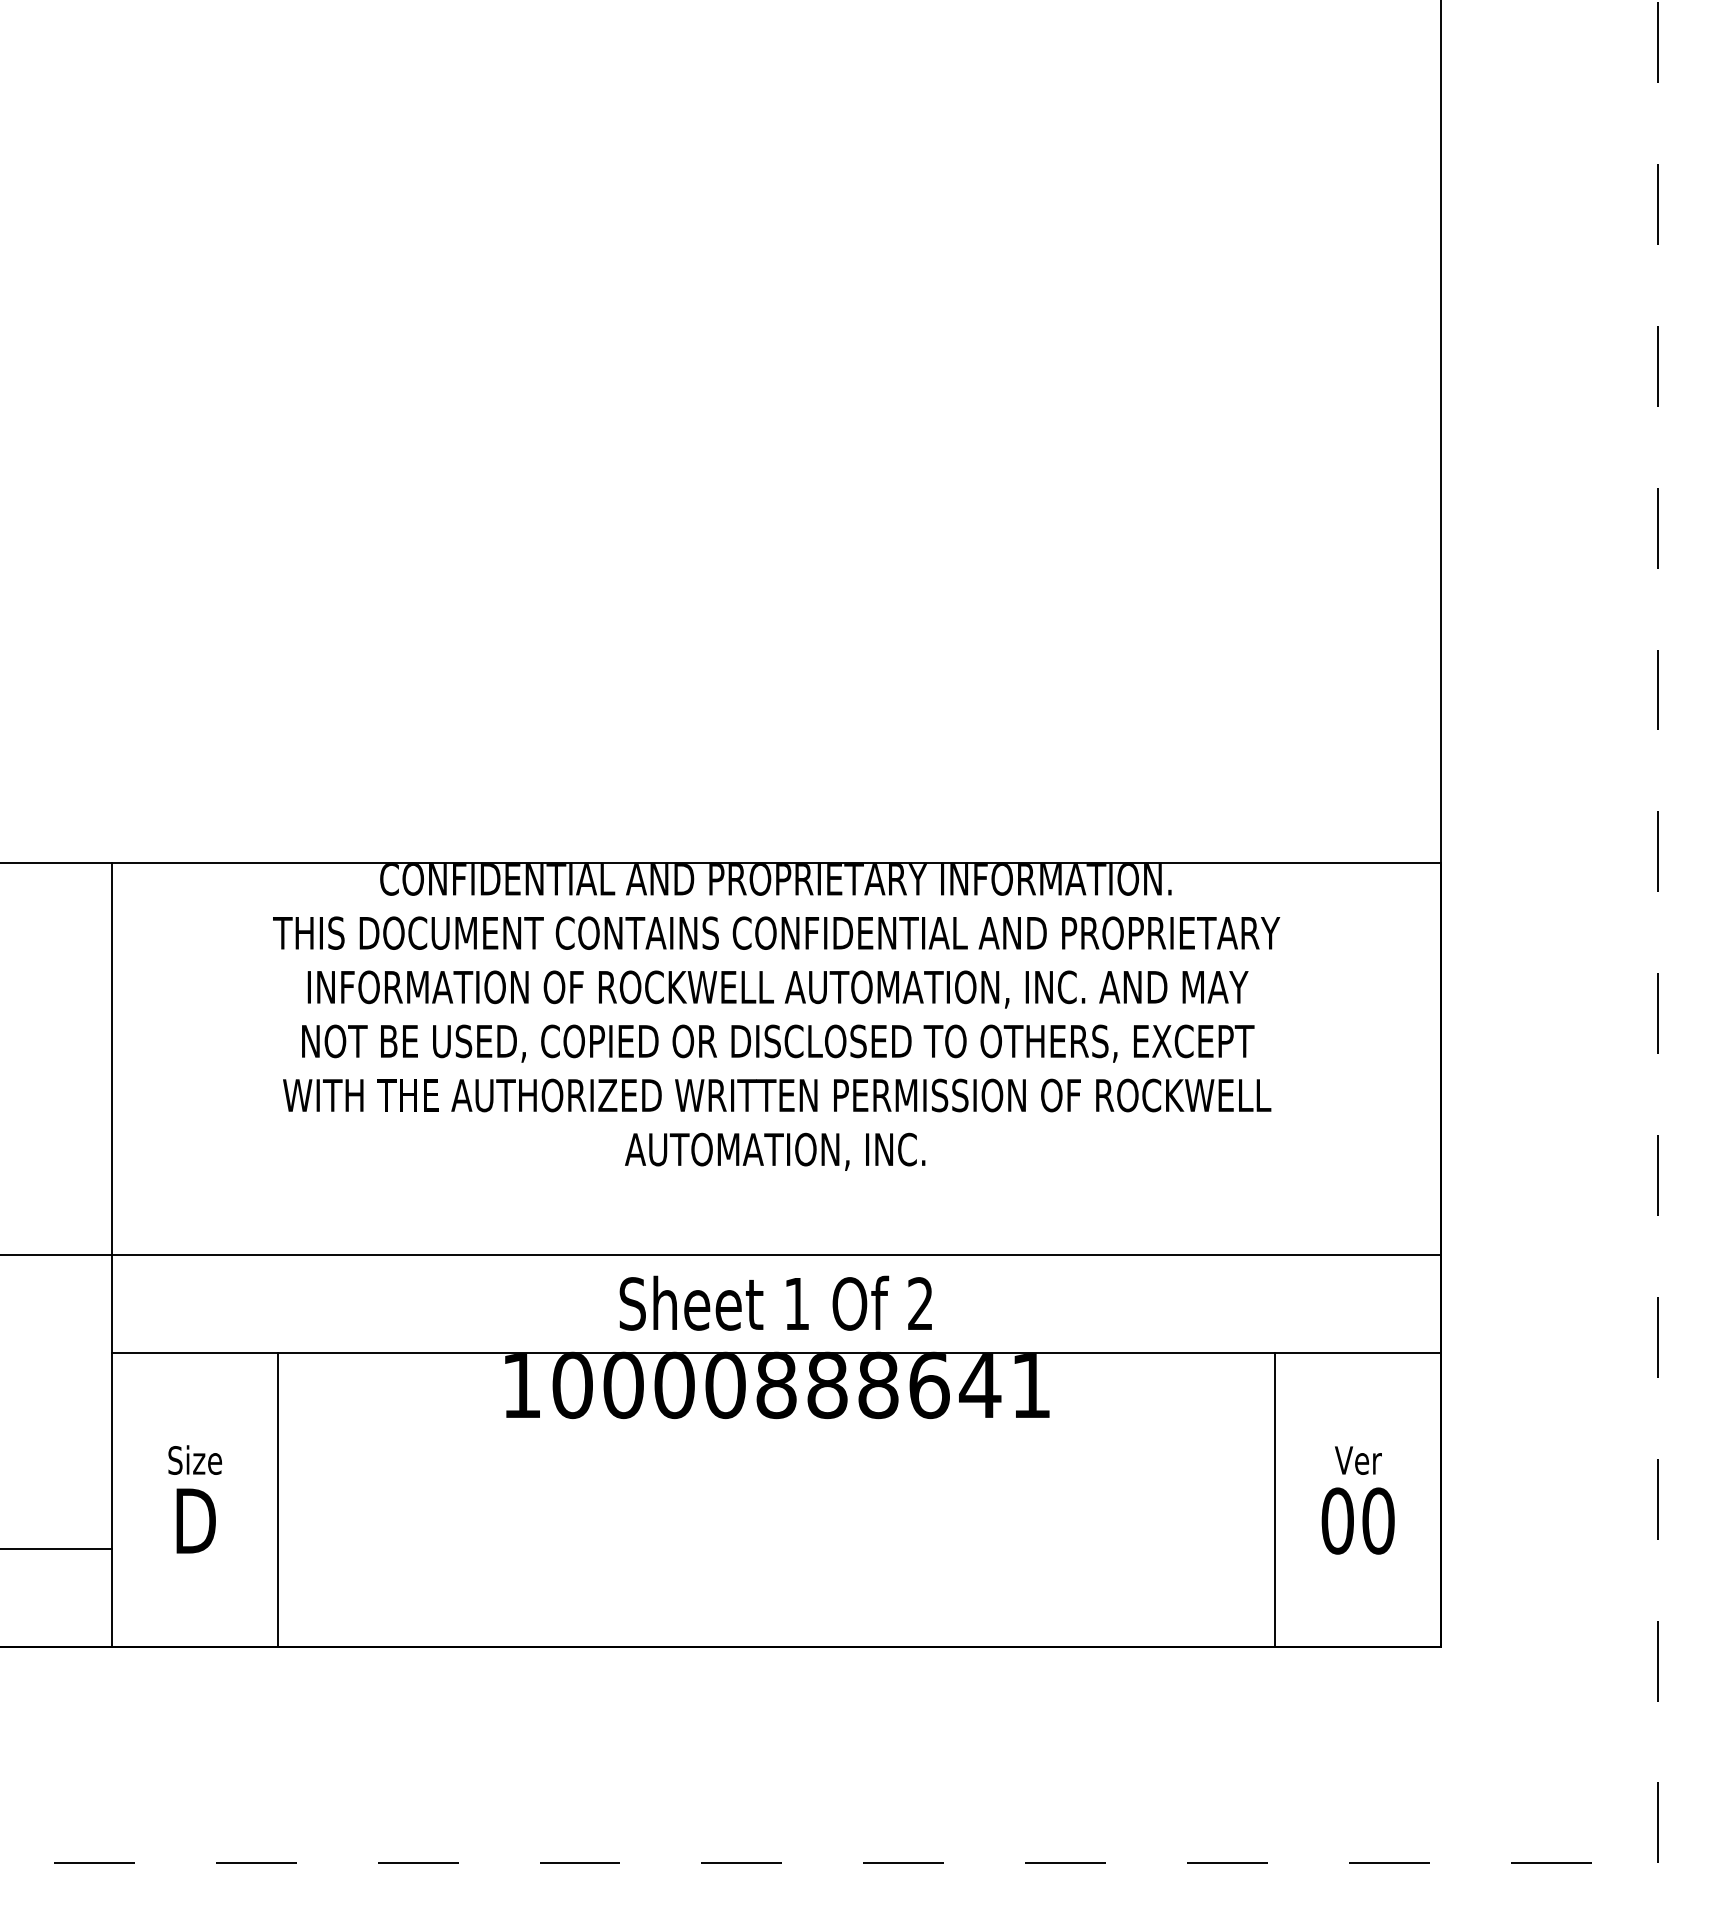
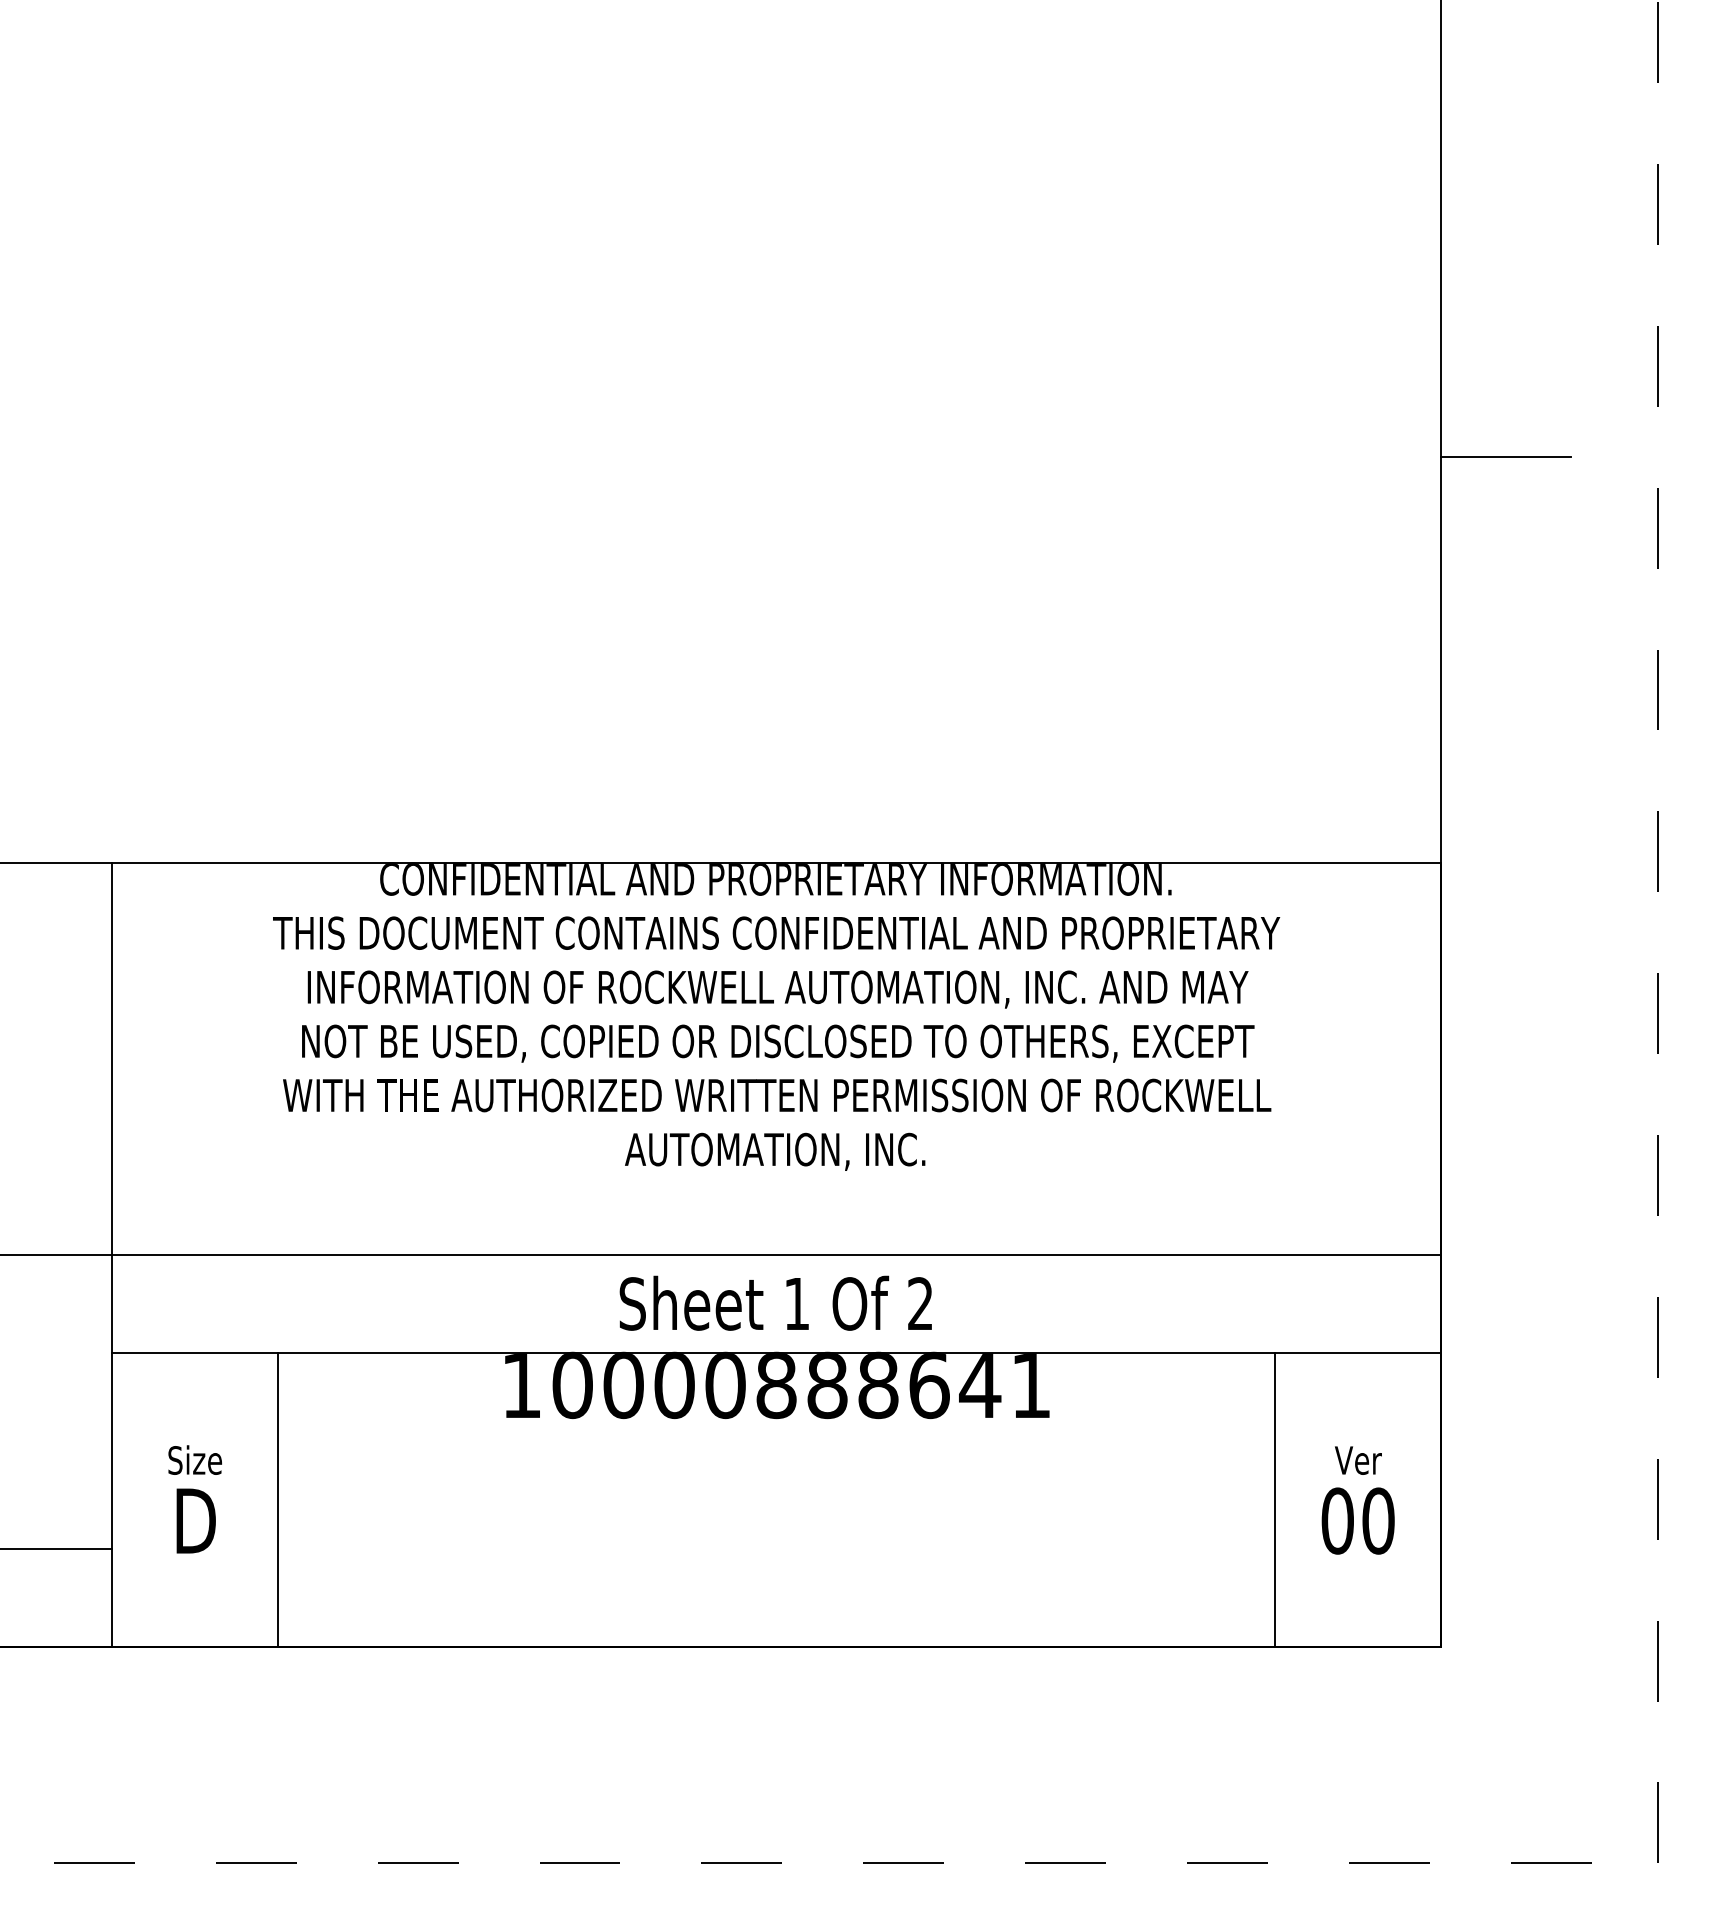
line: none -> present (1506, 456)
